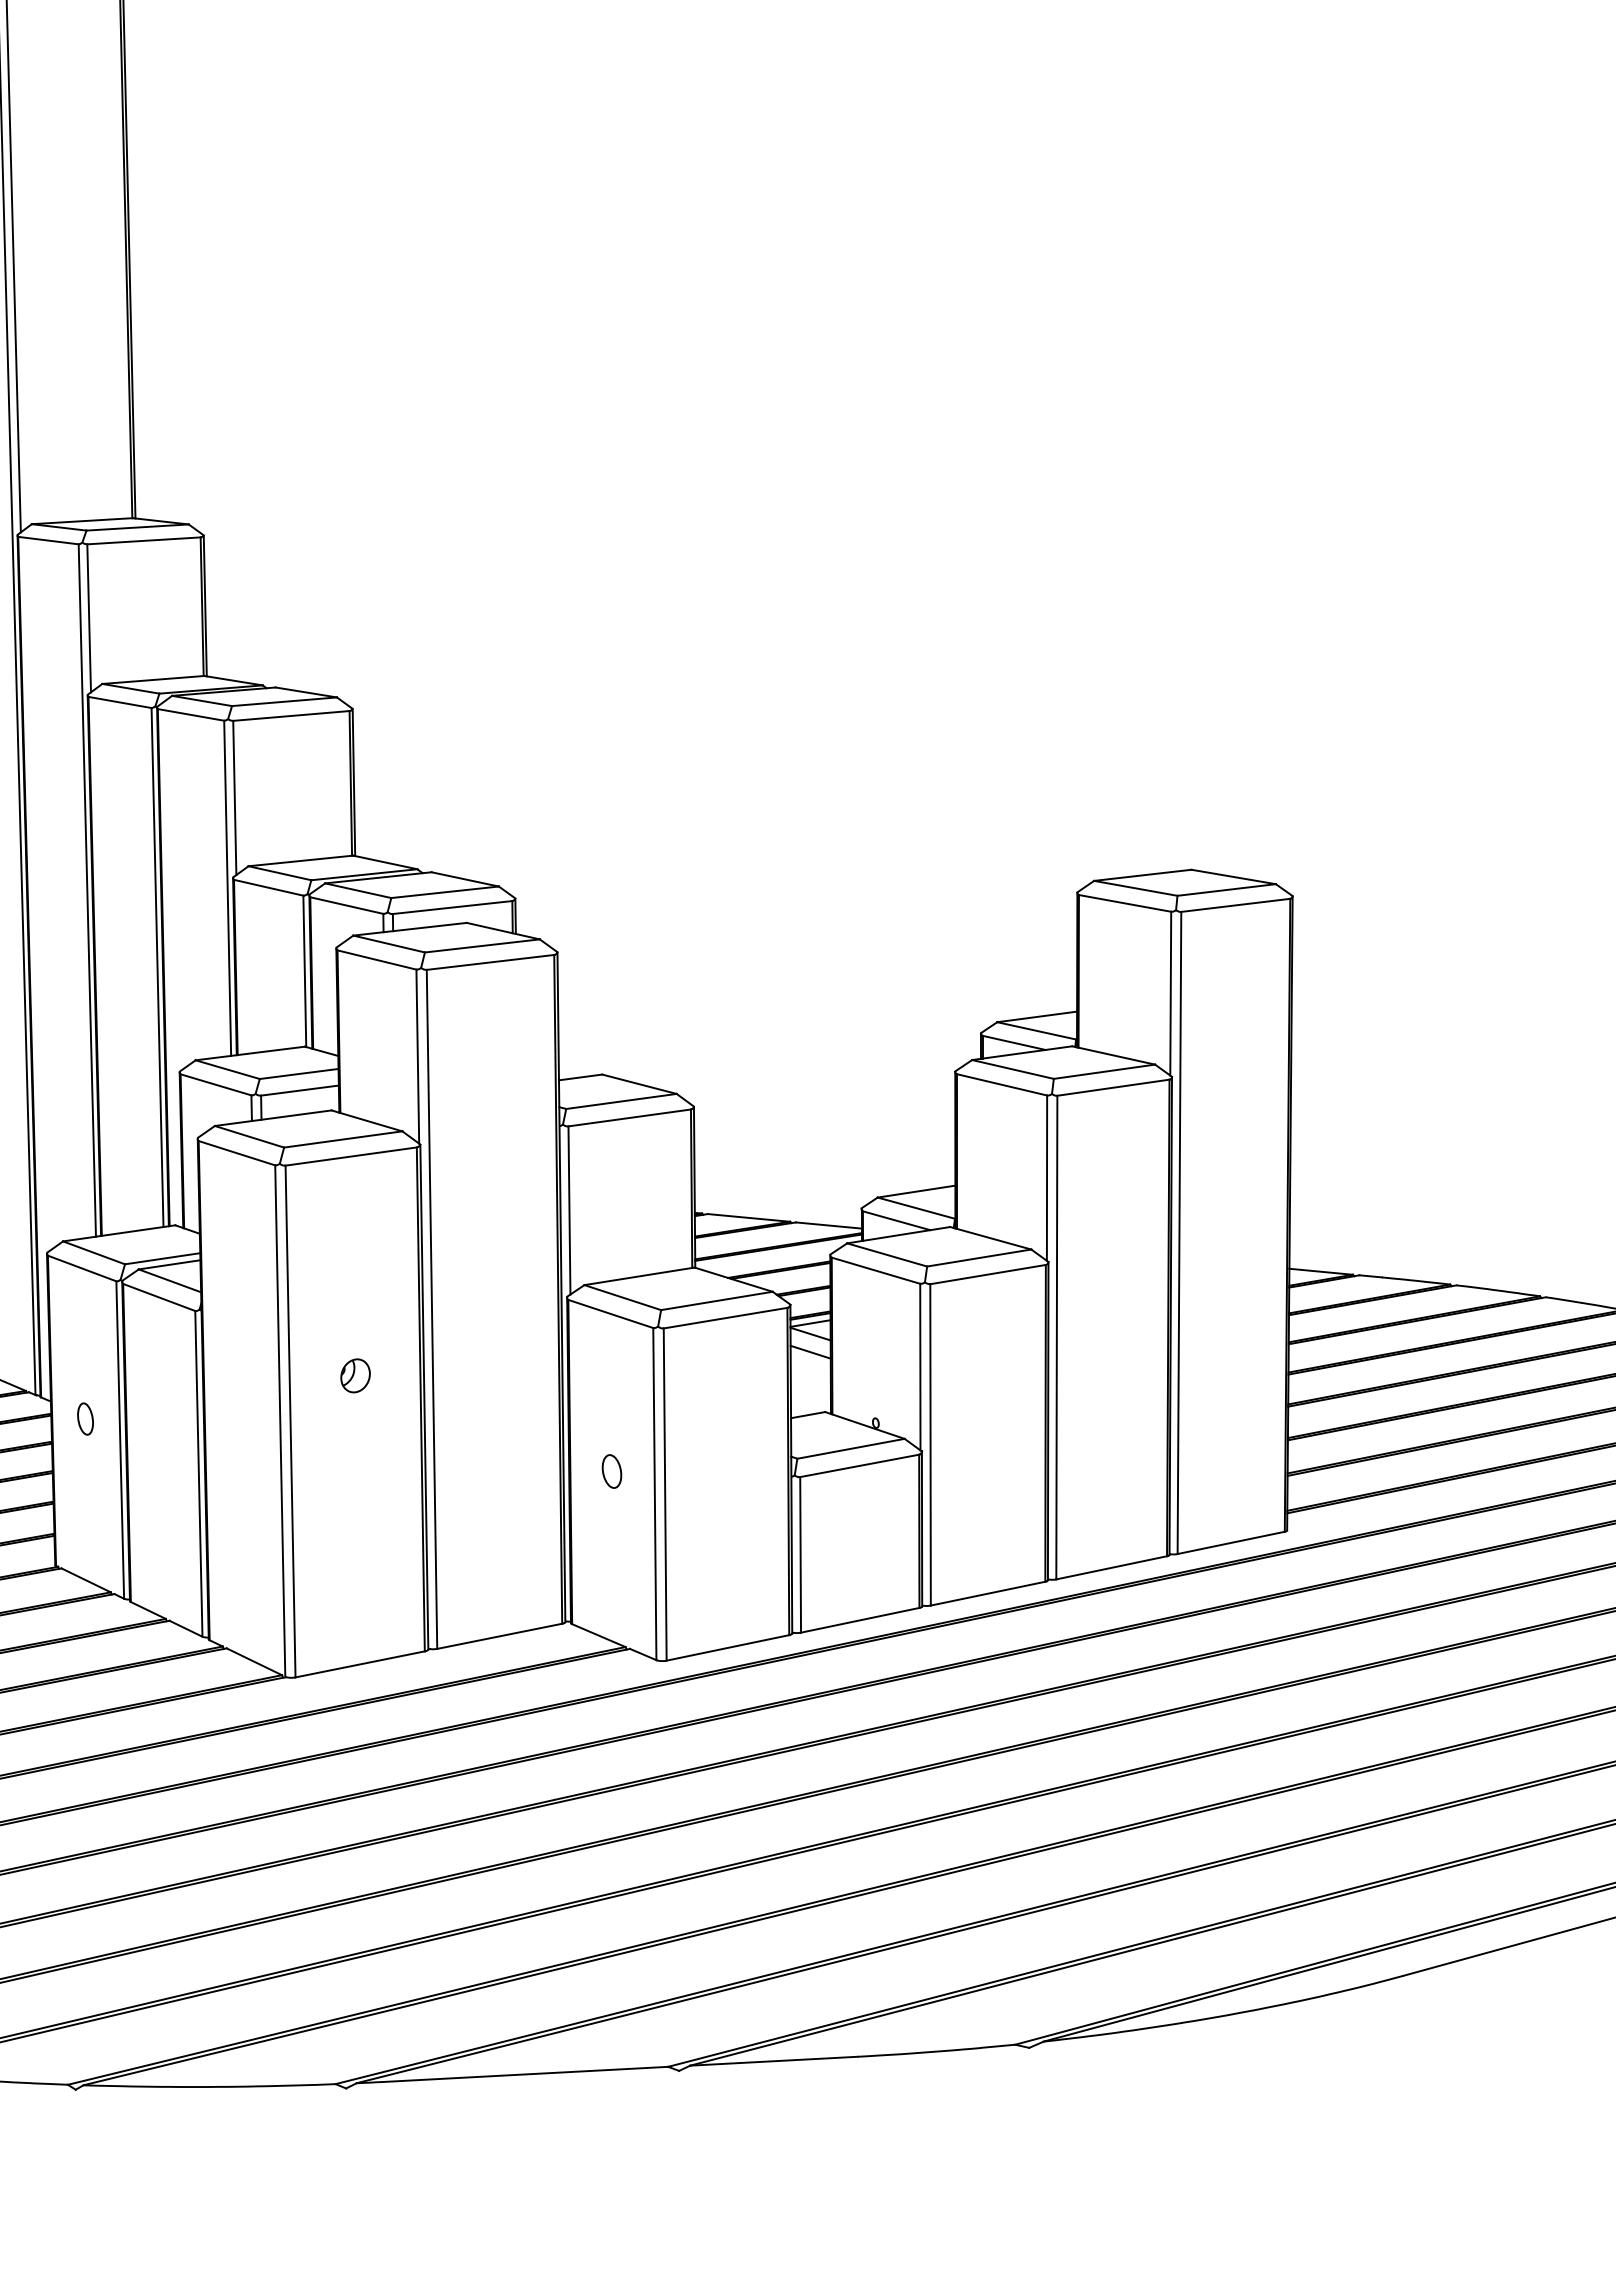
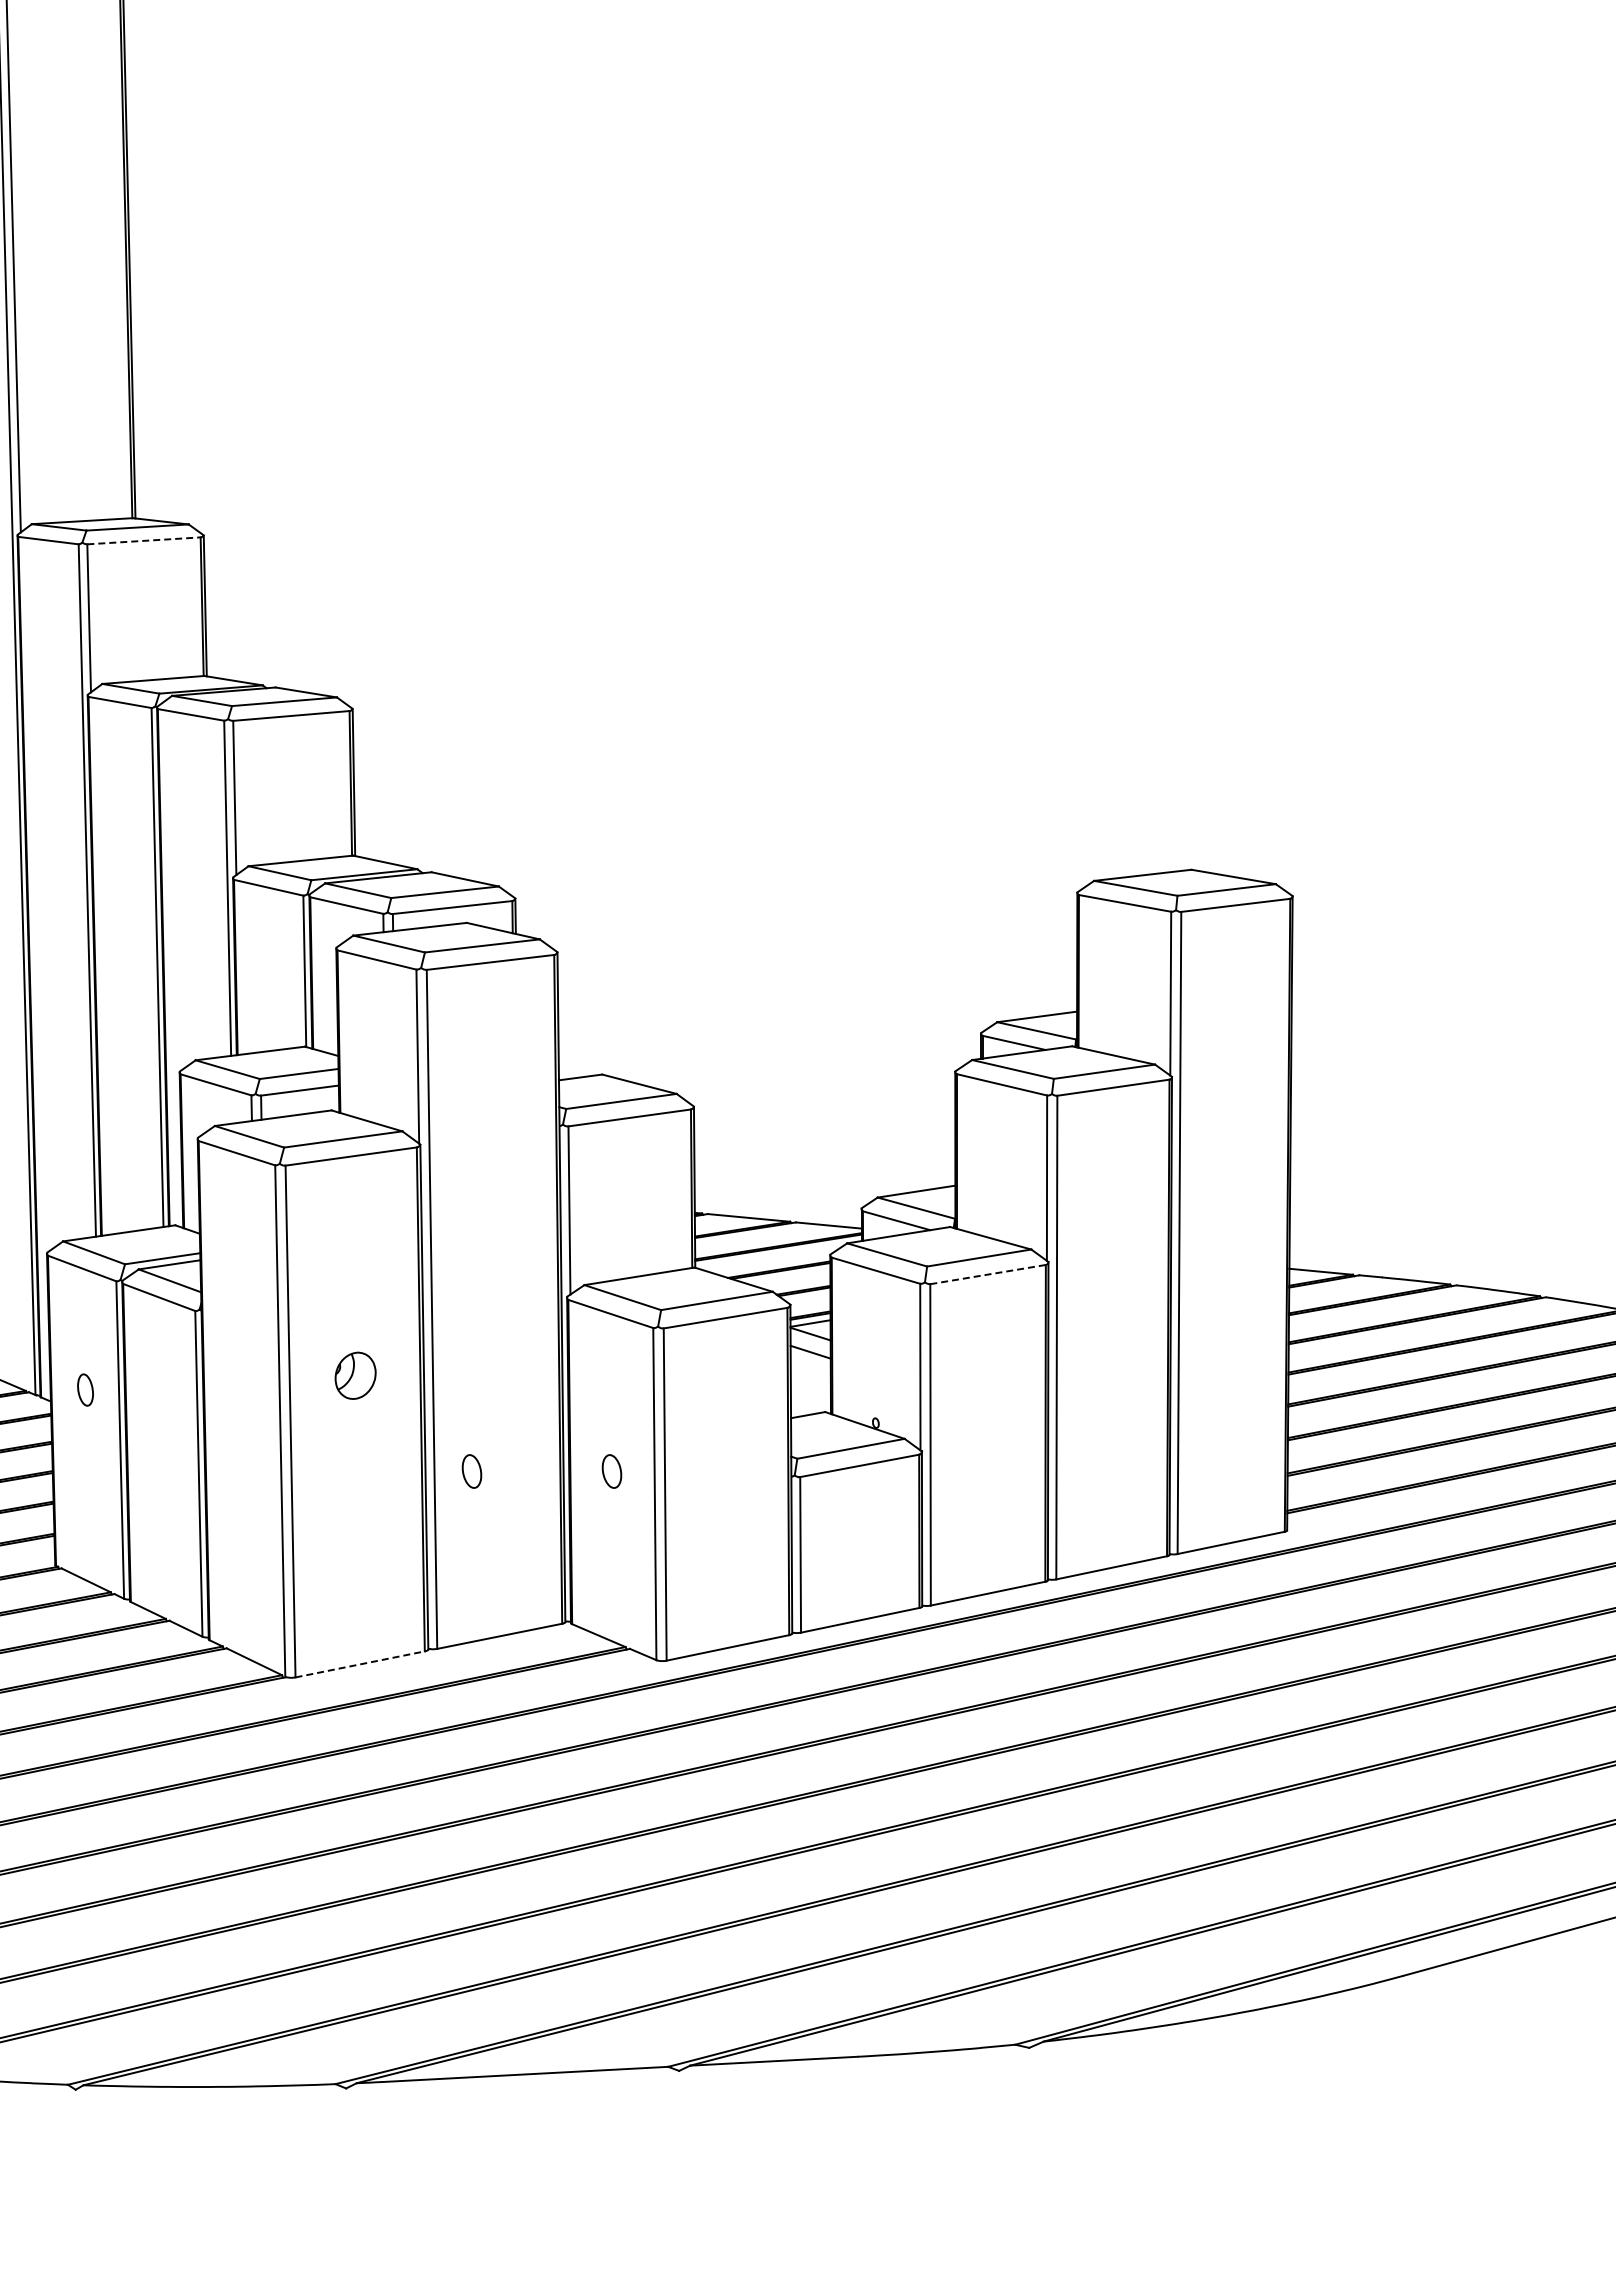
line: solid -> dashed (143, 540)
line: solid -> dashed (988, 1274)
part size: 31x36 px -> 43x49 px (355, 1375)
part position: (85, 1418) -> (85, 1389) (85, 1389)
part: none -> present (471, 1471)
line: solid -> dashed (360, 1664)
